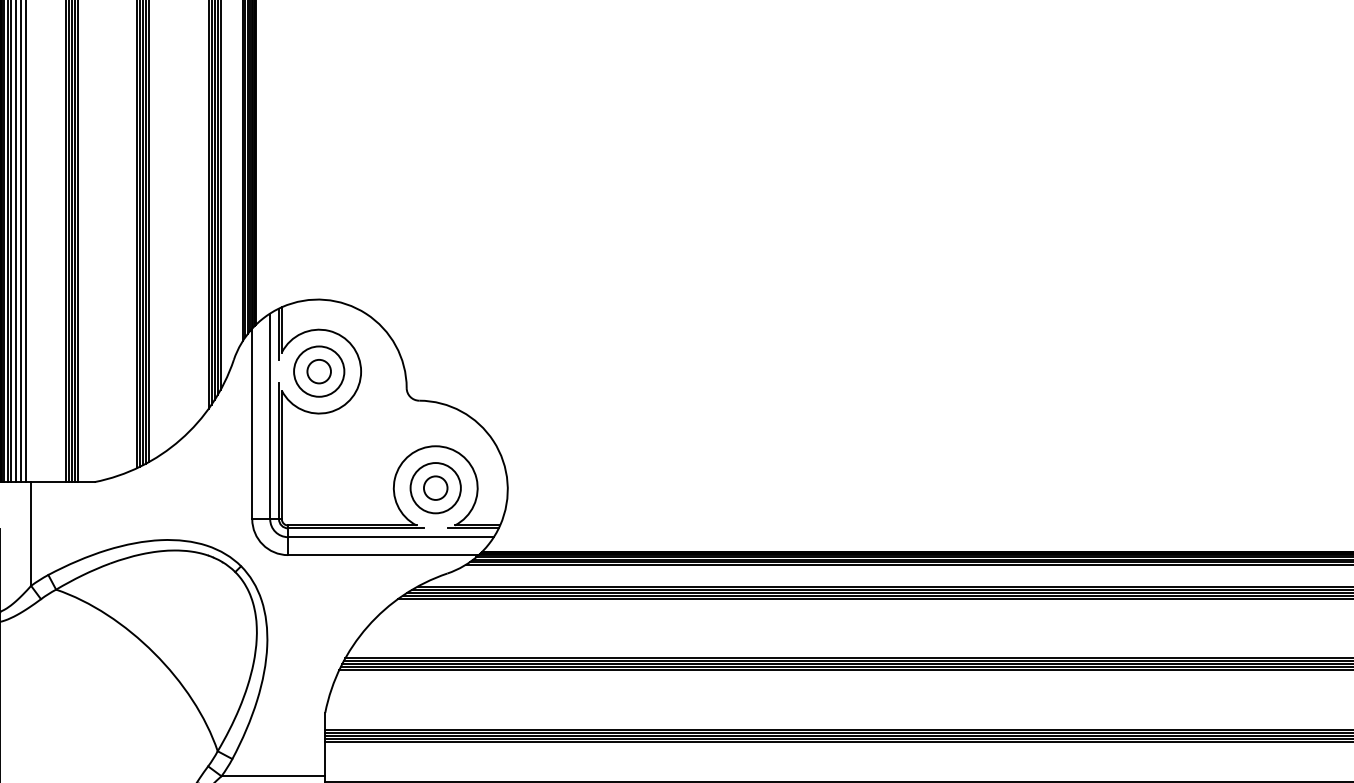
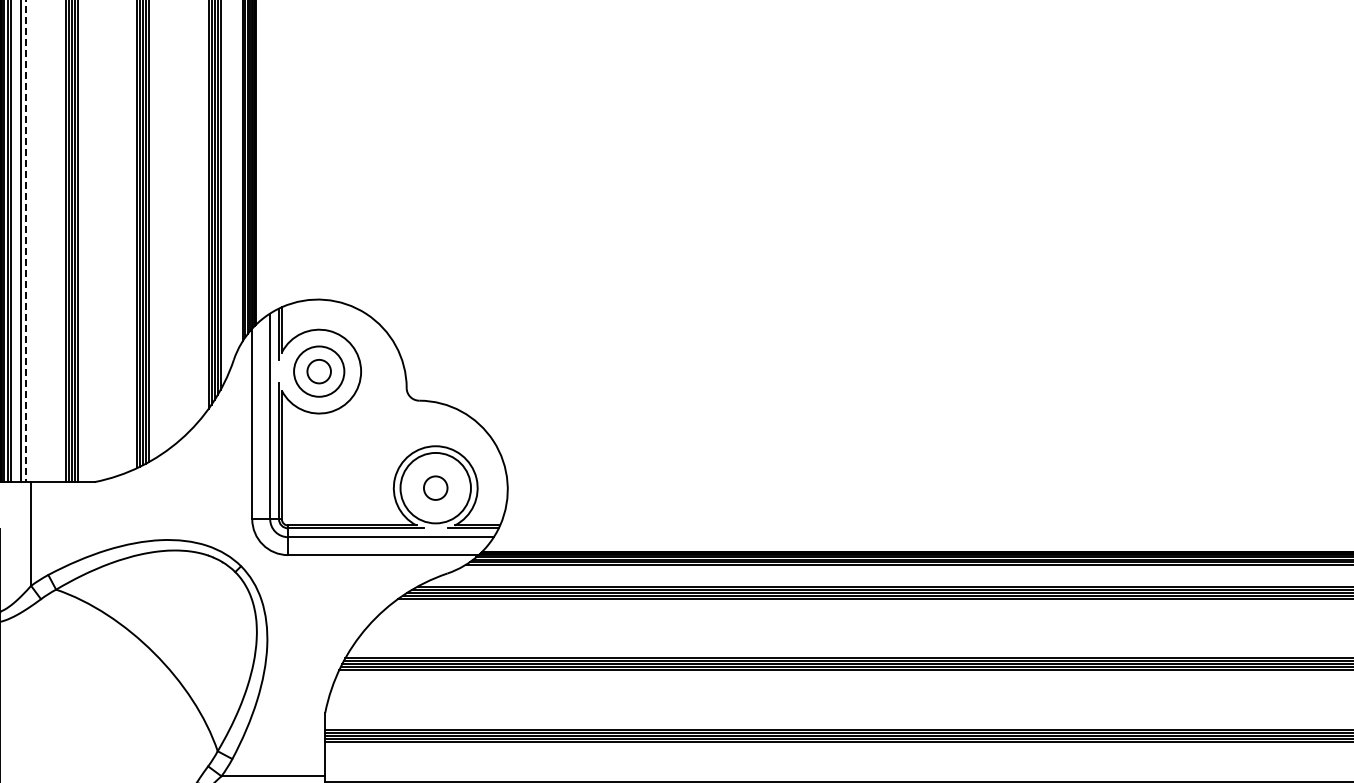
line: solid -> dashed (25, 241)
line: present -> none (15, 242)
circle diameter: 50 px -> 70 px (435, 487)
